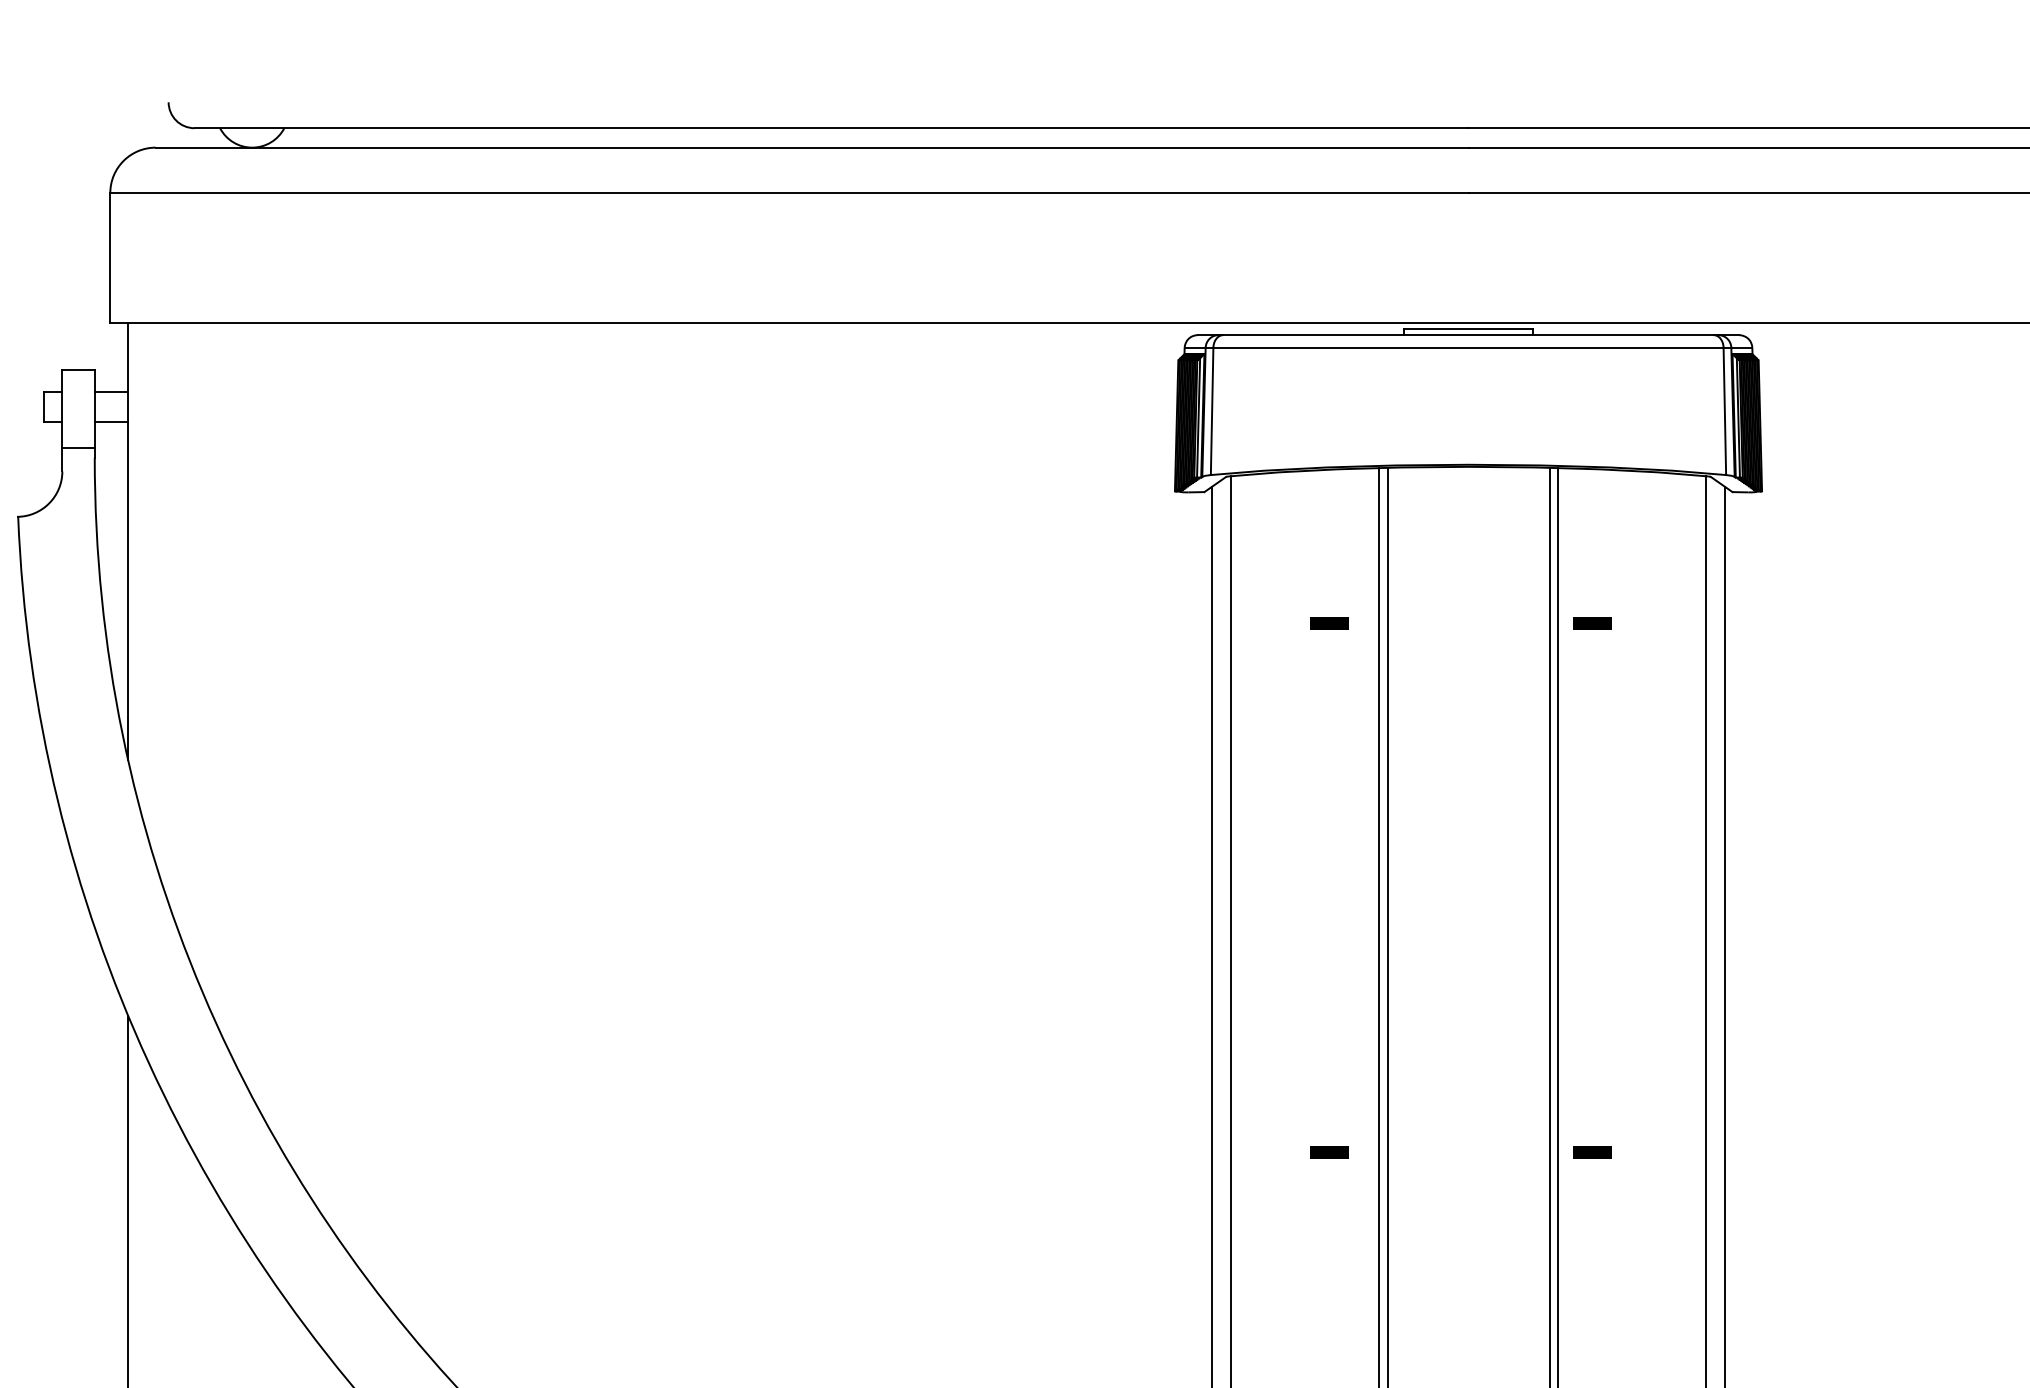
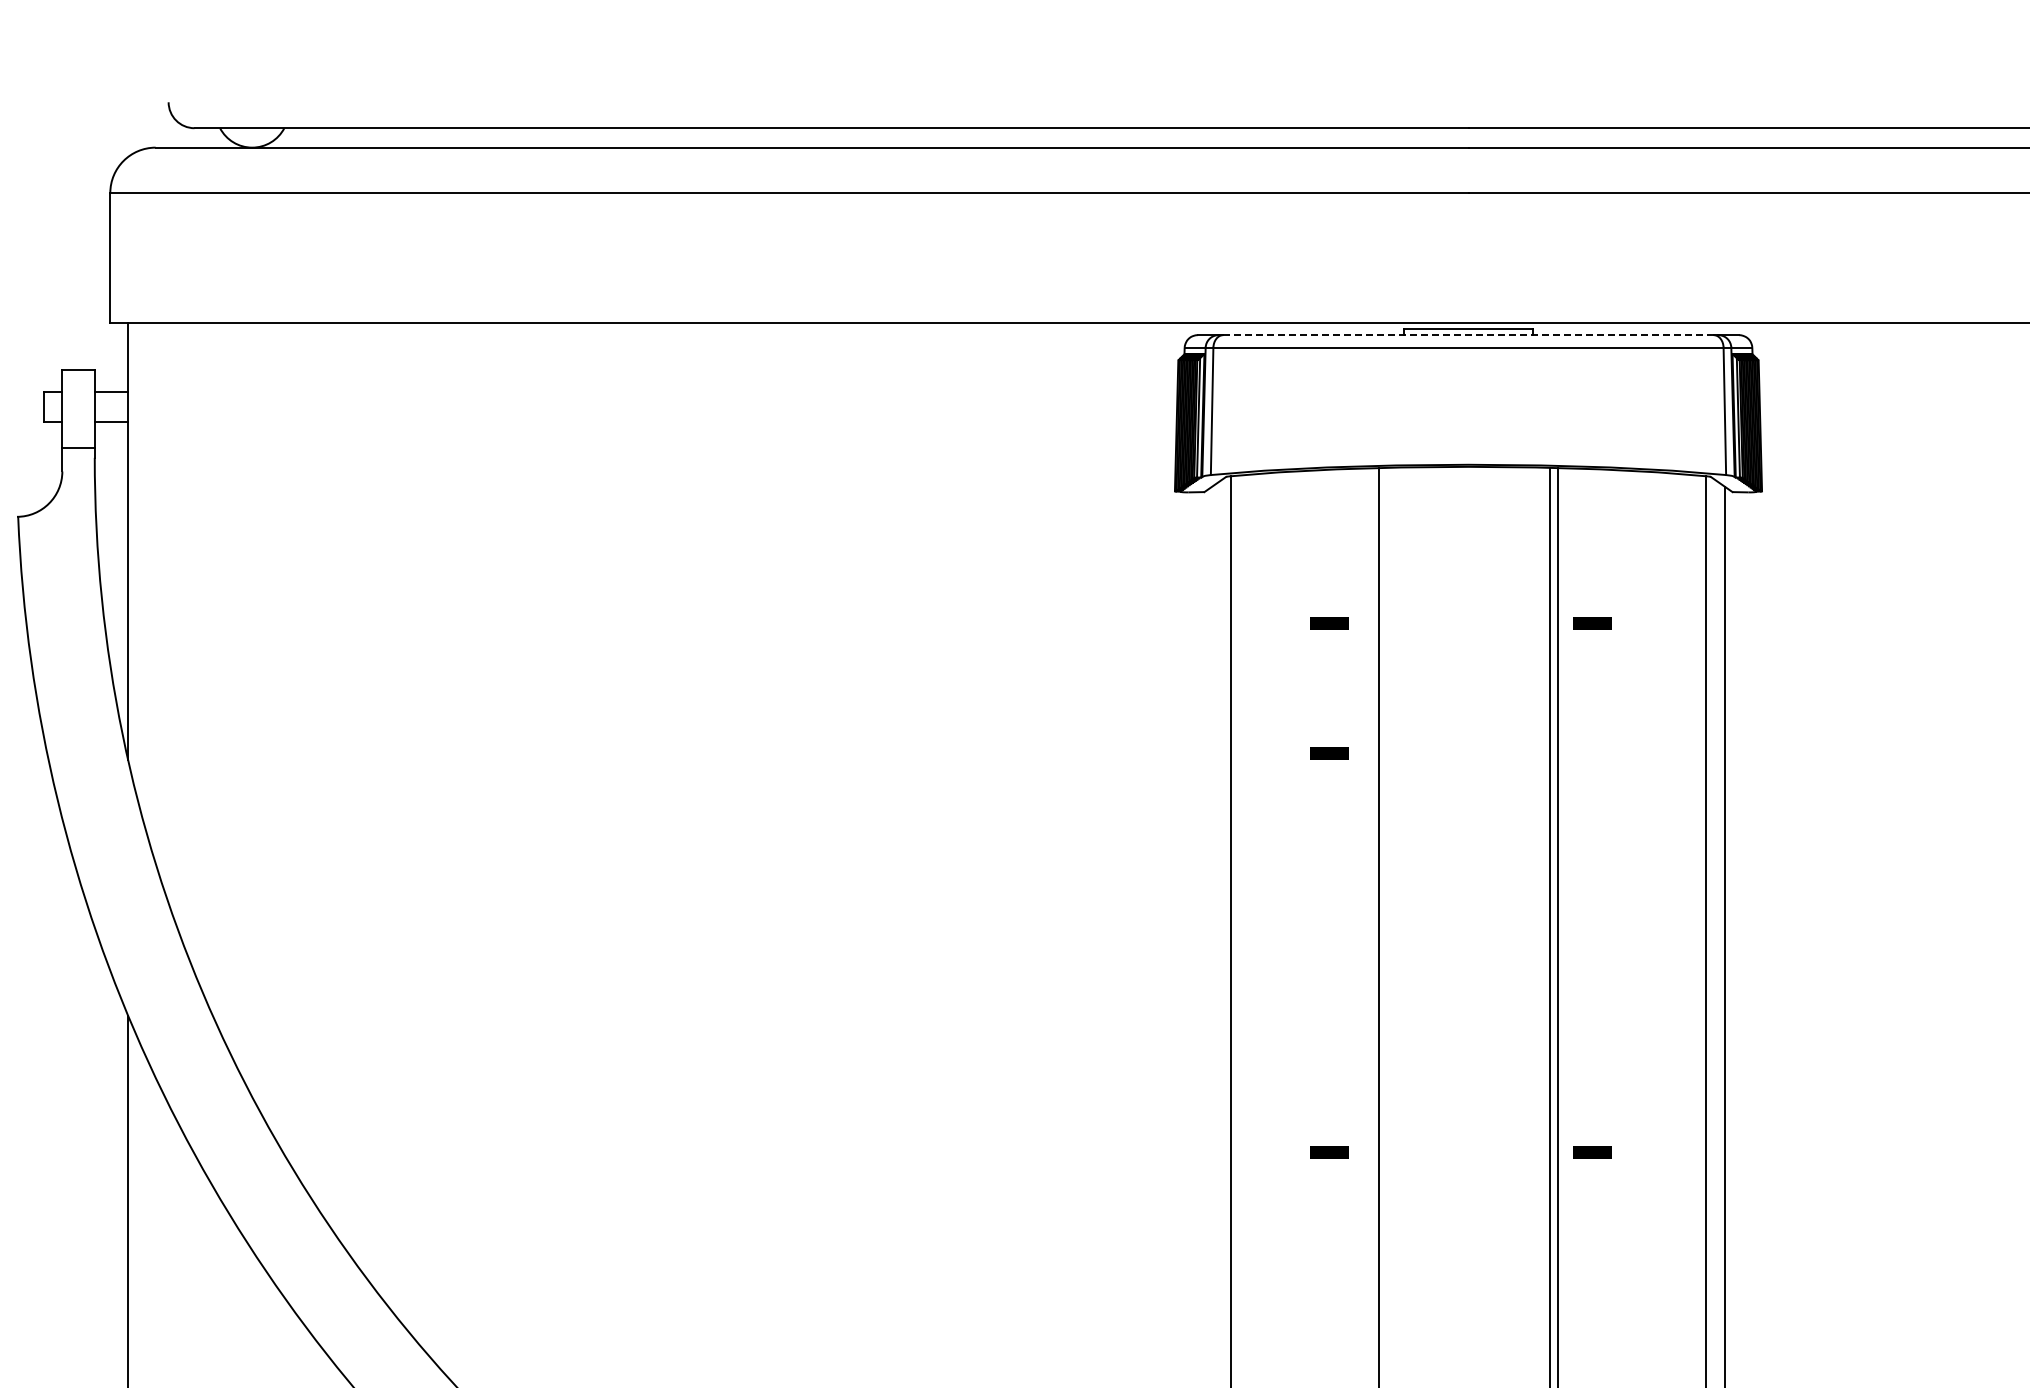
line: solid -> dashed (1468, 335)
line: none -> present (1329, 753)
line: present -> none (1387, 925)
line: present -> none (1211, 935)
